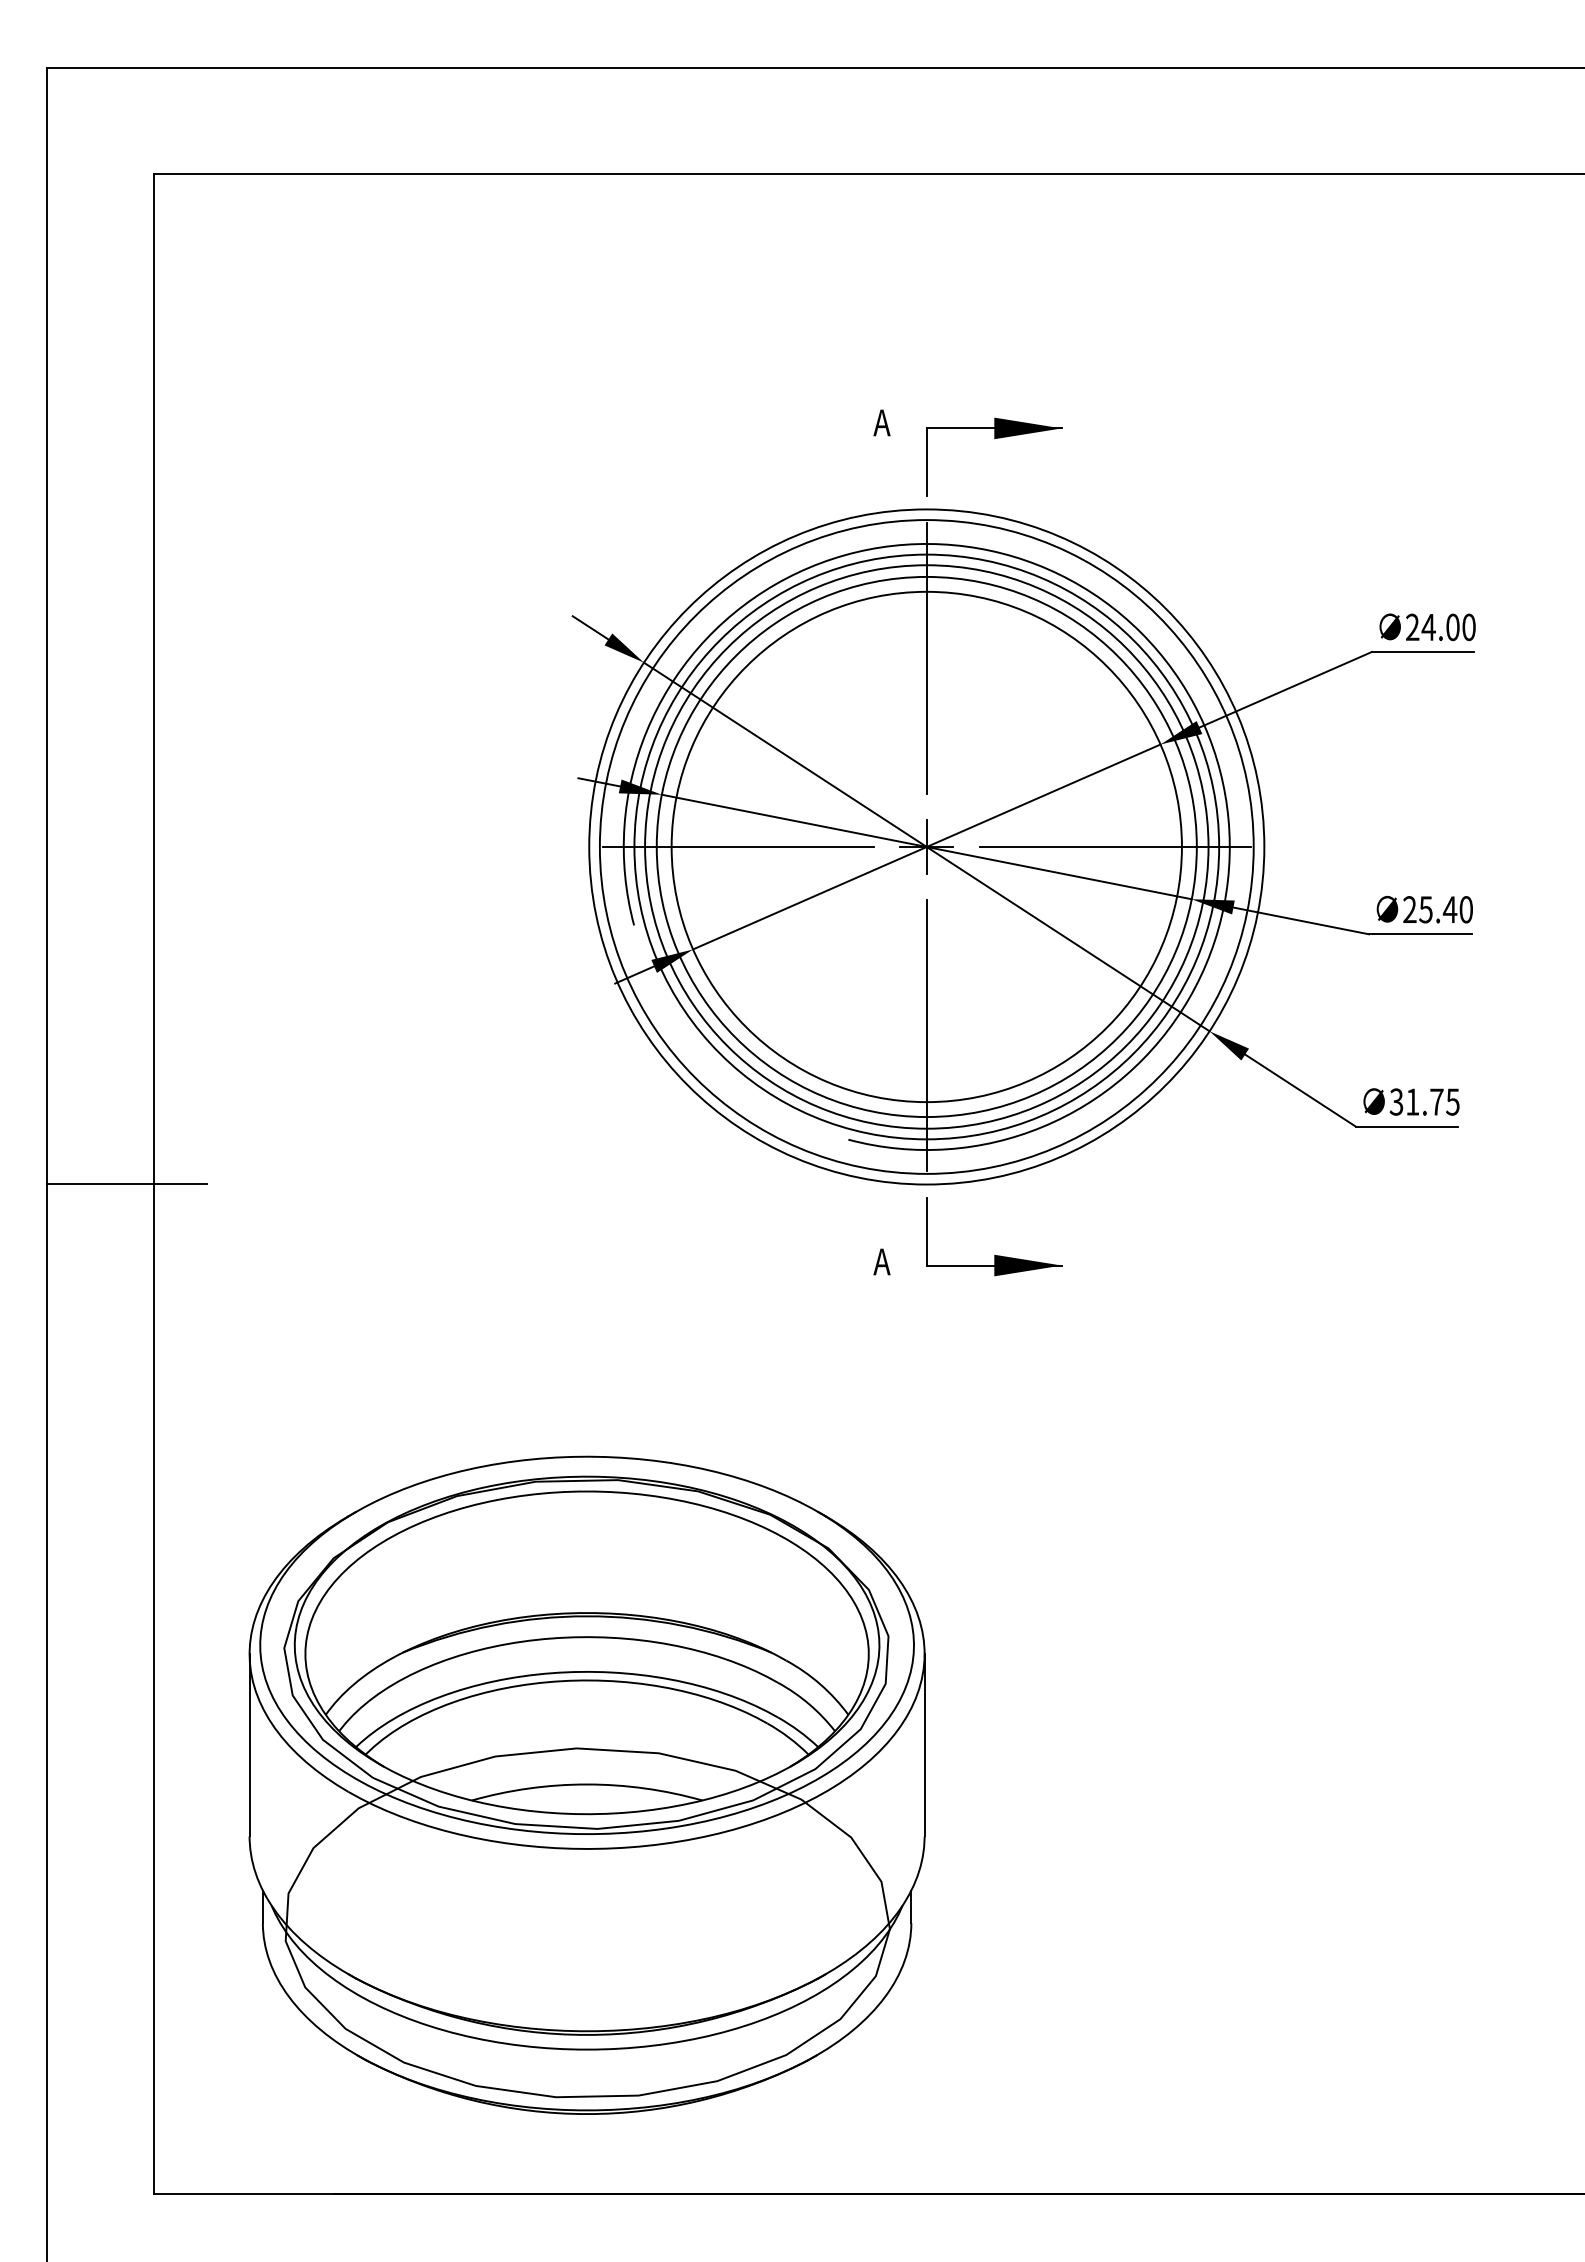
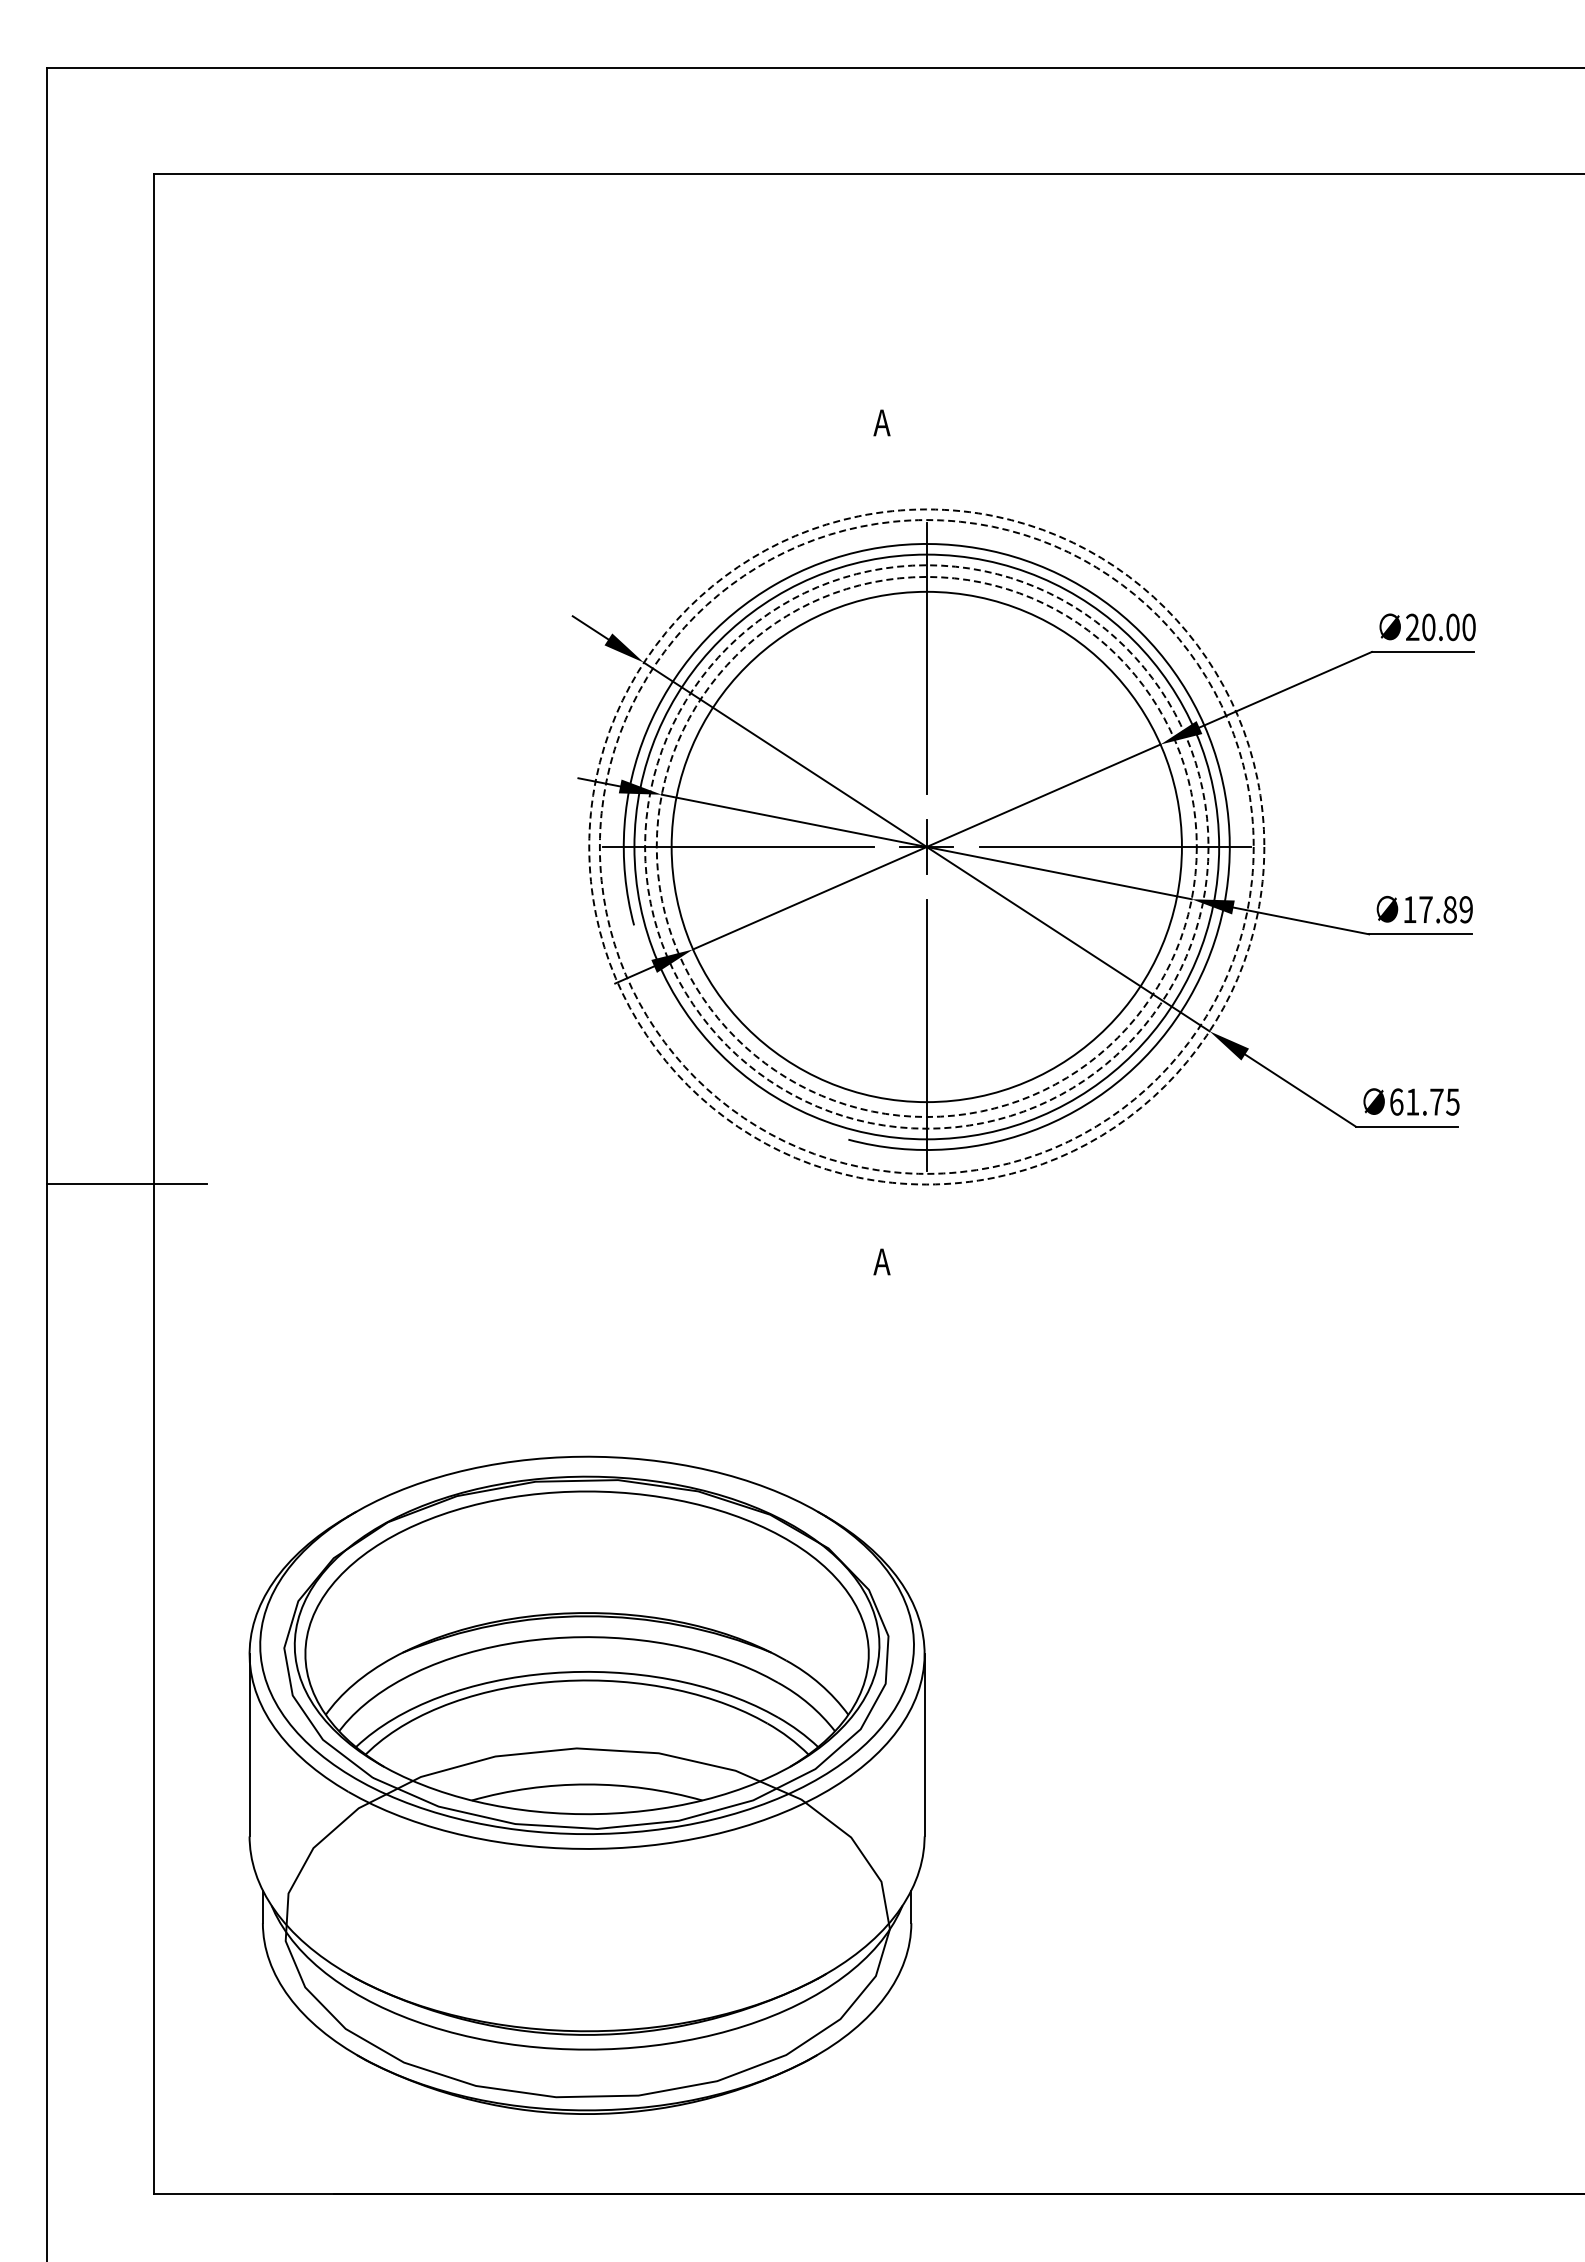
part: present -> none (994, 438)
text: 24.00 -> 20.00 (1428, 627)
circle: solid -> dashed (926, 846)
circle: solid -> dashed (926, 846)
circle: solid -> dashed (926, 846)
circle: solid -> dashed (926, 846)
text: 25.40 -> 17.89 (1437, 909)
text: 31.75 -> 61.75 (1396, 1101)
part: present -> none (994, 1254)
